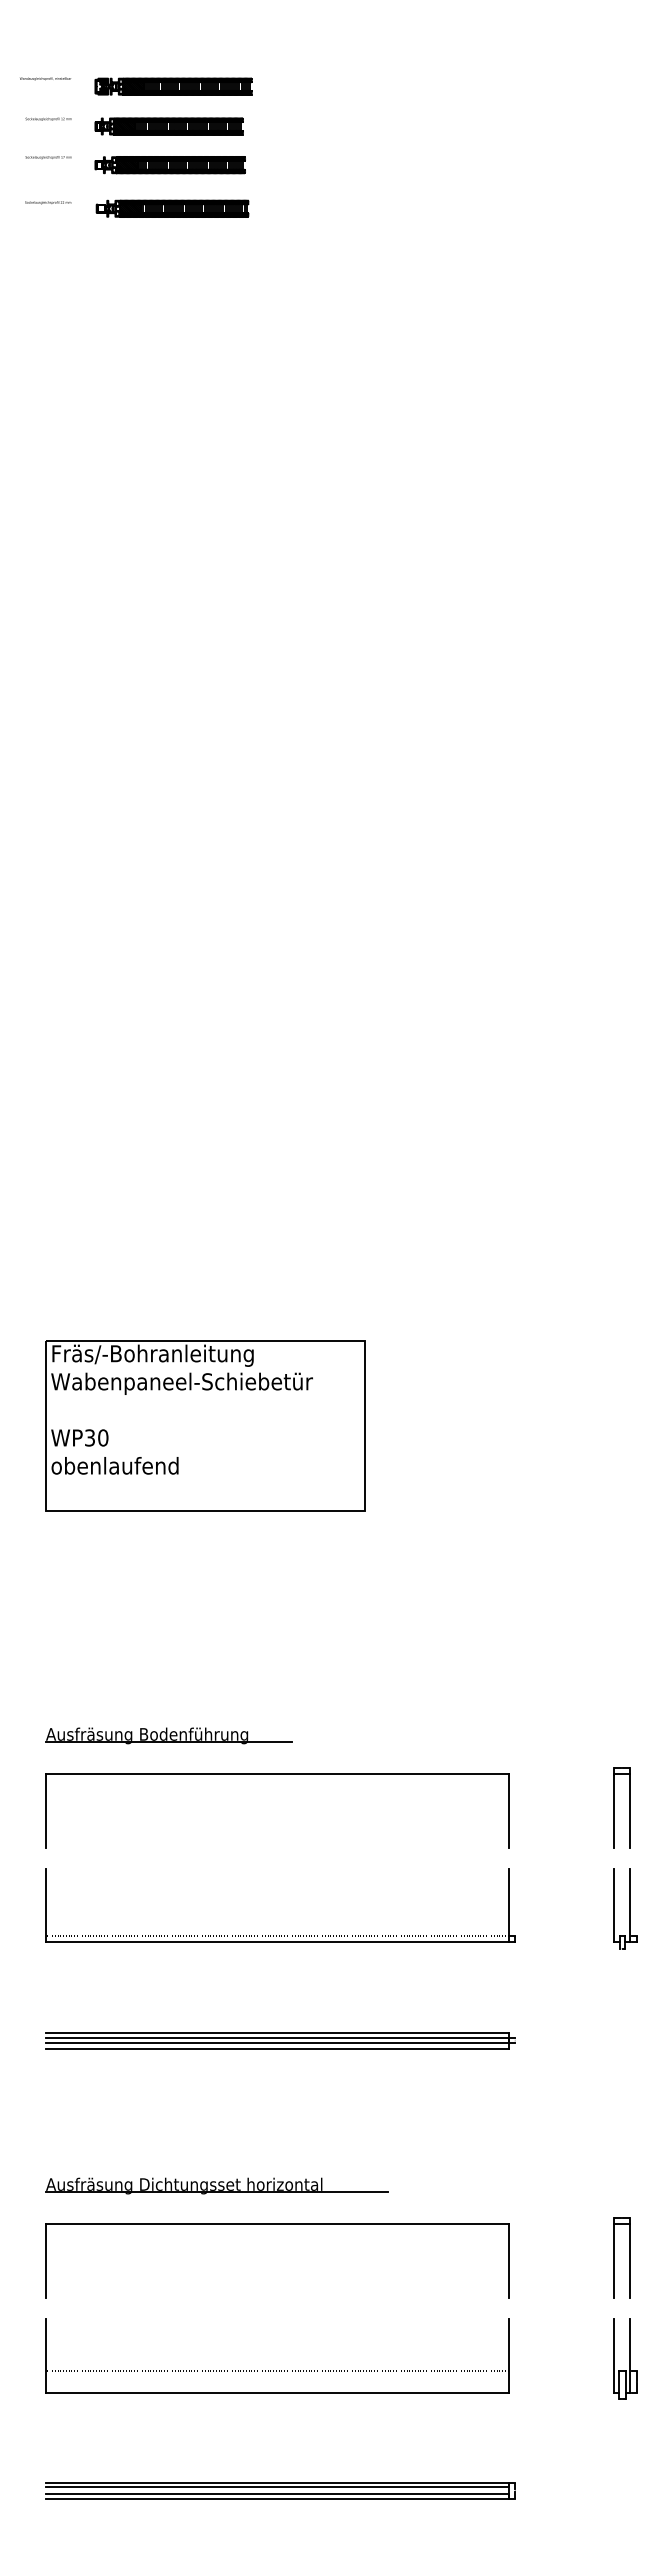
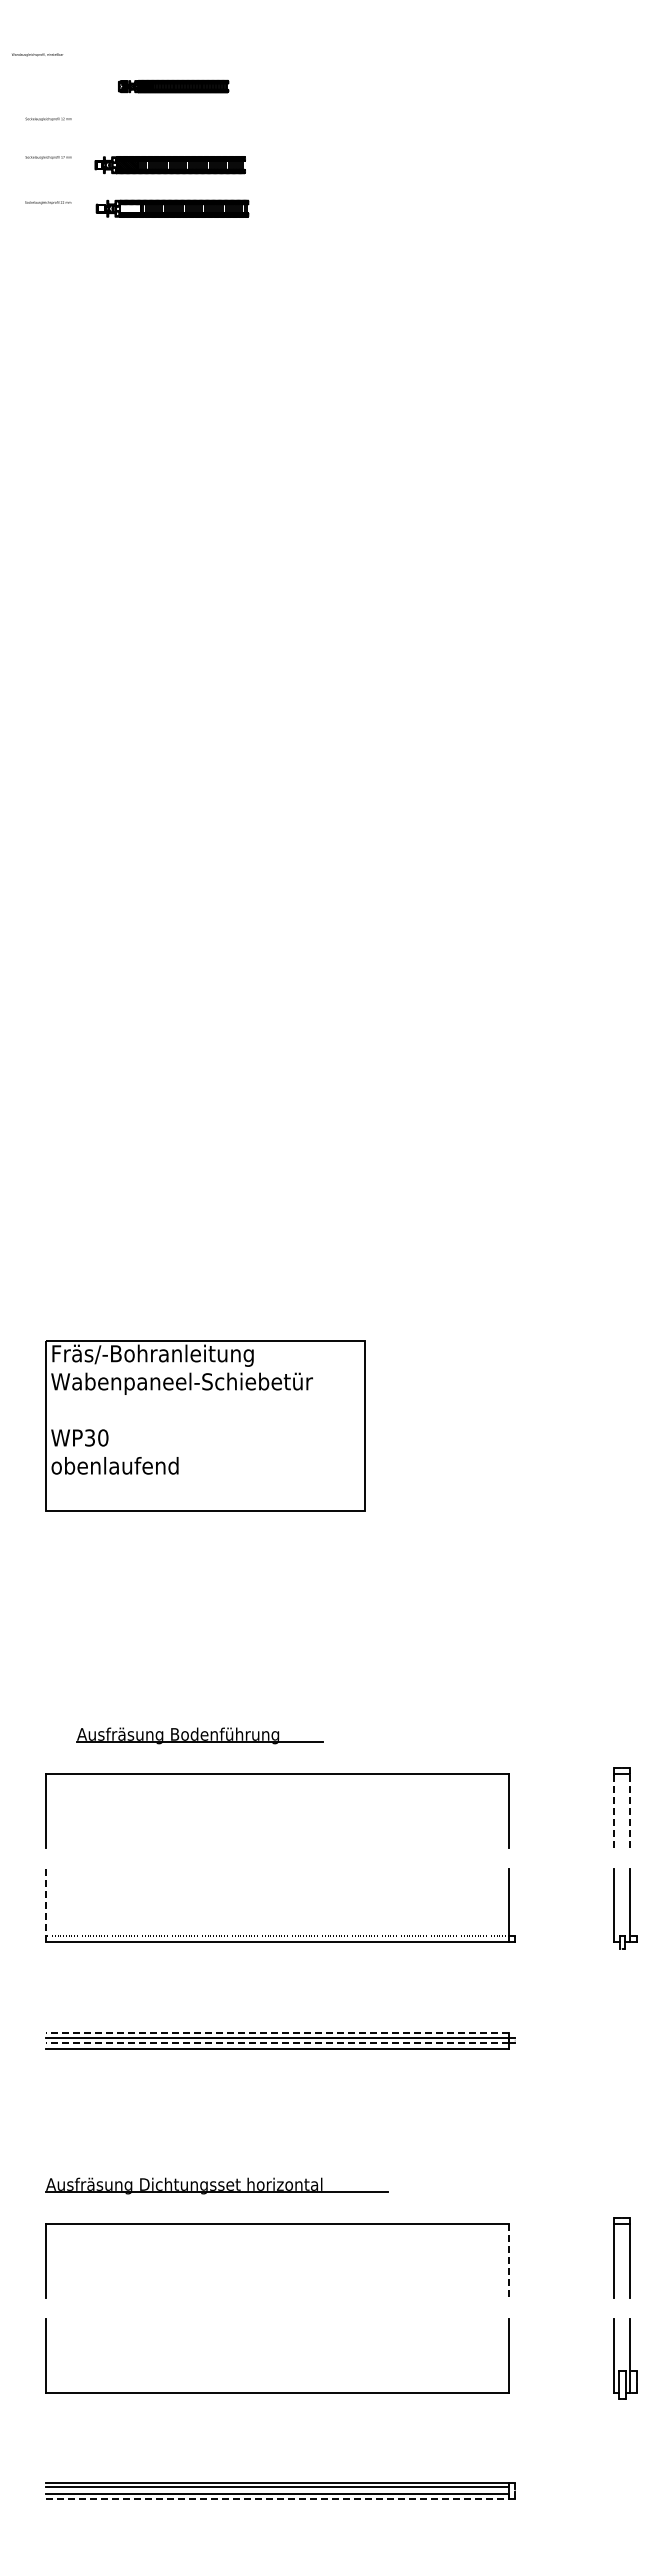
text position: (45, 78) -> (37, 54) (37, 54)
part size: 159x19 px -> 112x15 px (173, 86)
part: present -> none (168, 126)
hatch: present -> none (129, 208)
part position: (168, 1735) -> (199, 1735) (199, 1735)
line: solid -> dashed (630, 1810)
line: solid -> dashed (614, 1811)
line: solid -> dashed (45, 1905)
line: solid -> dashed (277, 2032)
line: solid -> dashed (277, 2043)
line: solid -> dashed (508, 2261)
line: present -> none (276, 2371)
line: solid -> dashed (277, 2498)
